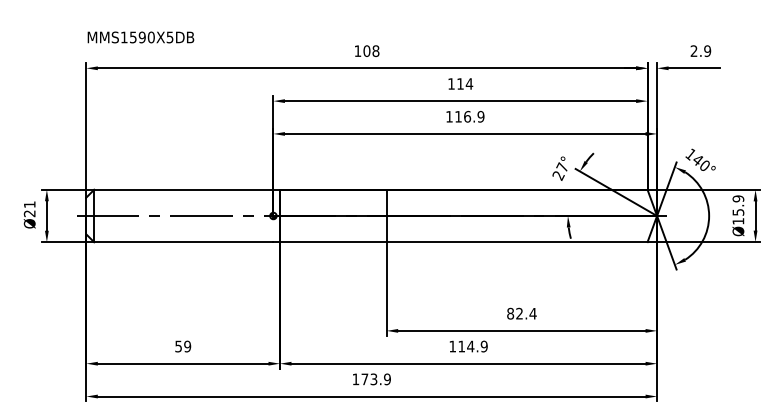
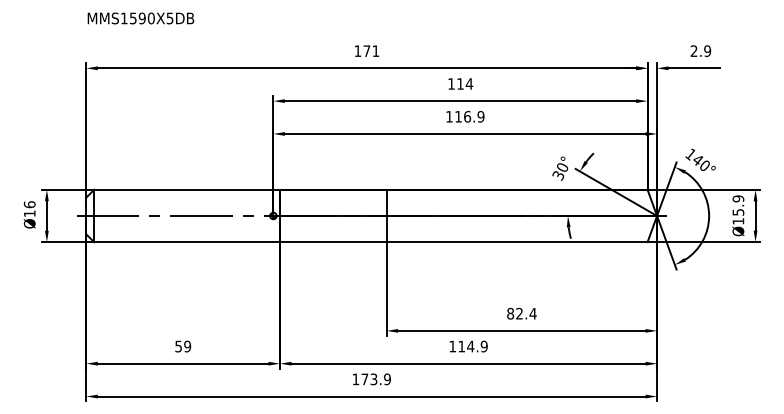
text position: (140, 37) -> (140, 18) (140, 18)
text: 108 -> 171 (371, 51)
text: 27° -> 30° (560, 171)
text: Ø21 -> Ø16 (29, 209)
